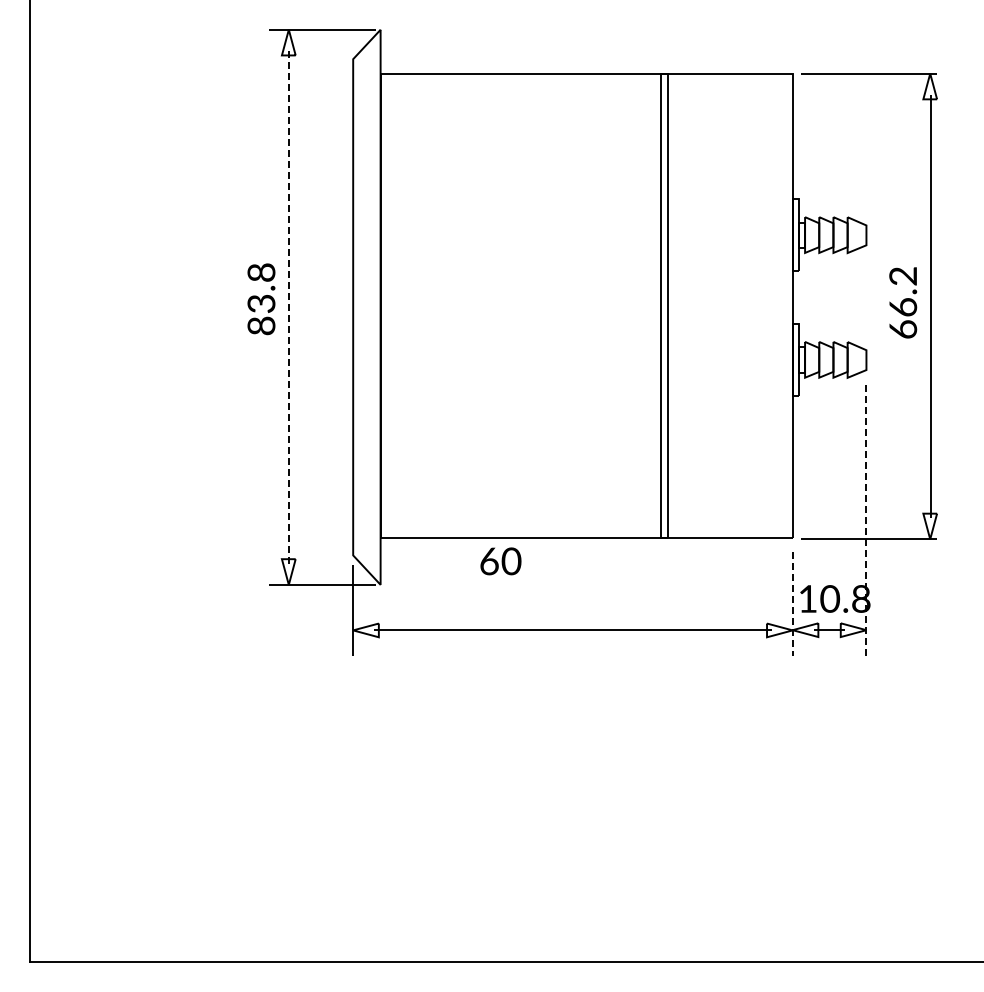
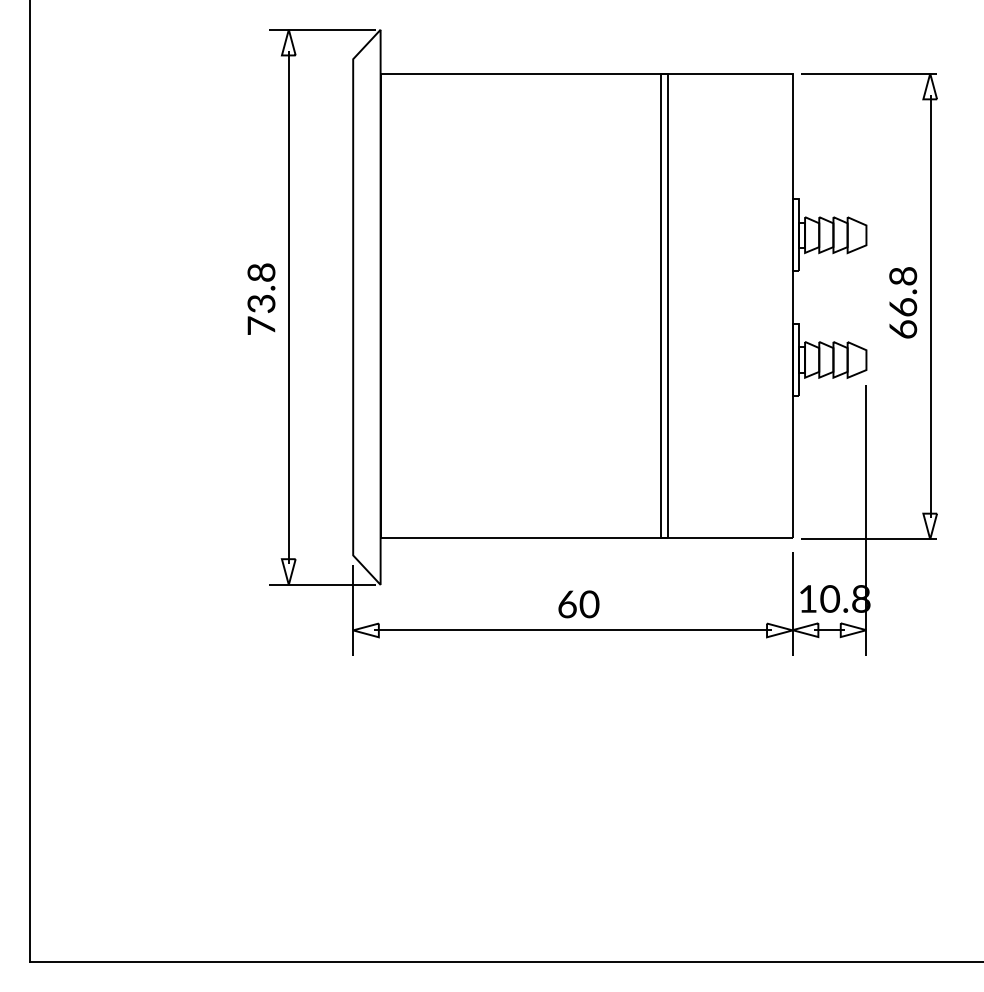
text: 66.2 -> 66.8 (903, 276)
line: dashed -> solid (289, 307)
text: 83.8 -> 73.8 (261, 325)
line: dashed -> solid (866, 520)
text position: (500, 561) -> (578, 604) (578, 604)
line: dashed -> solid (792, 603)
